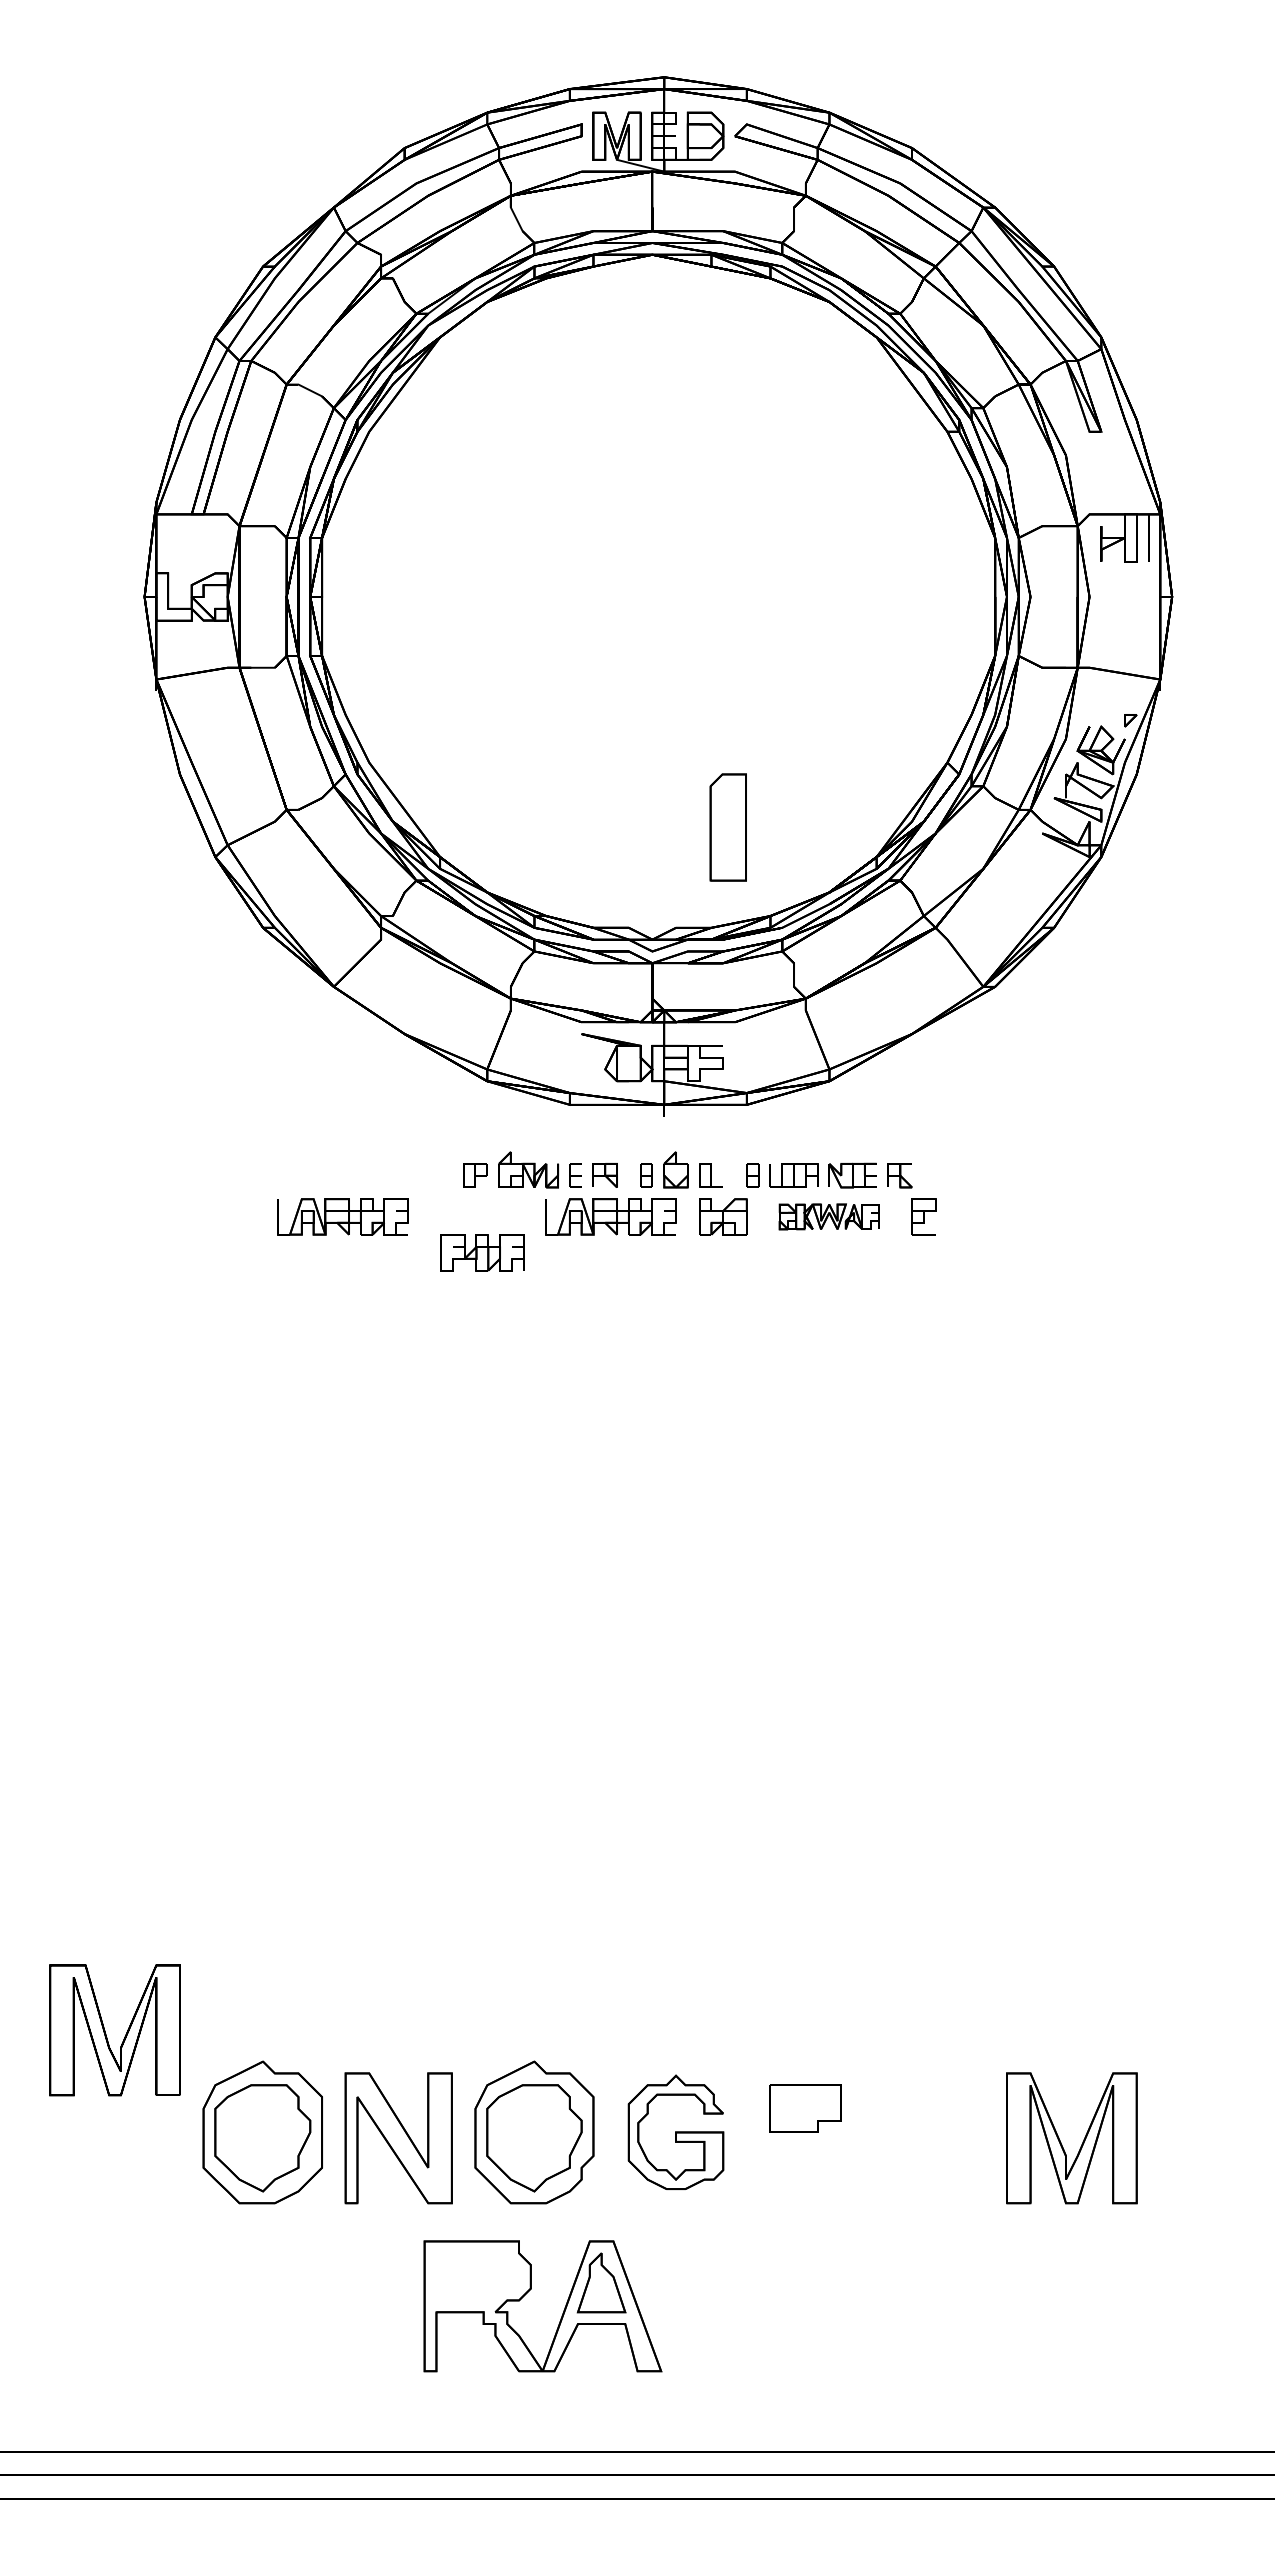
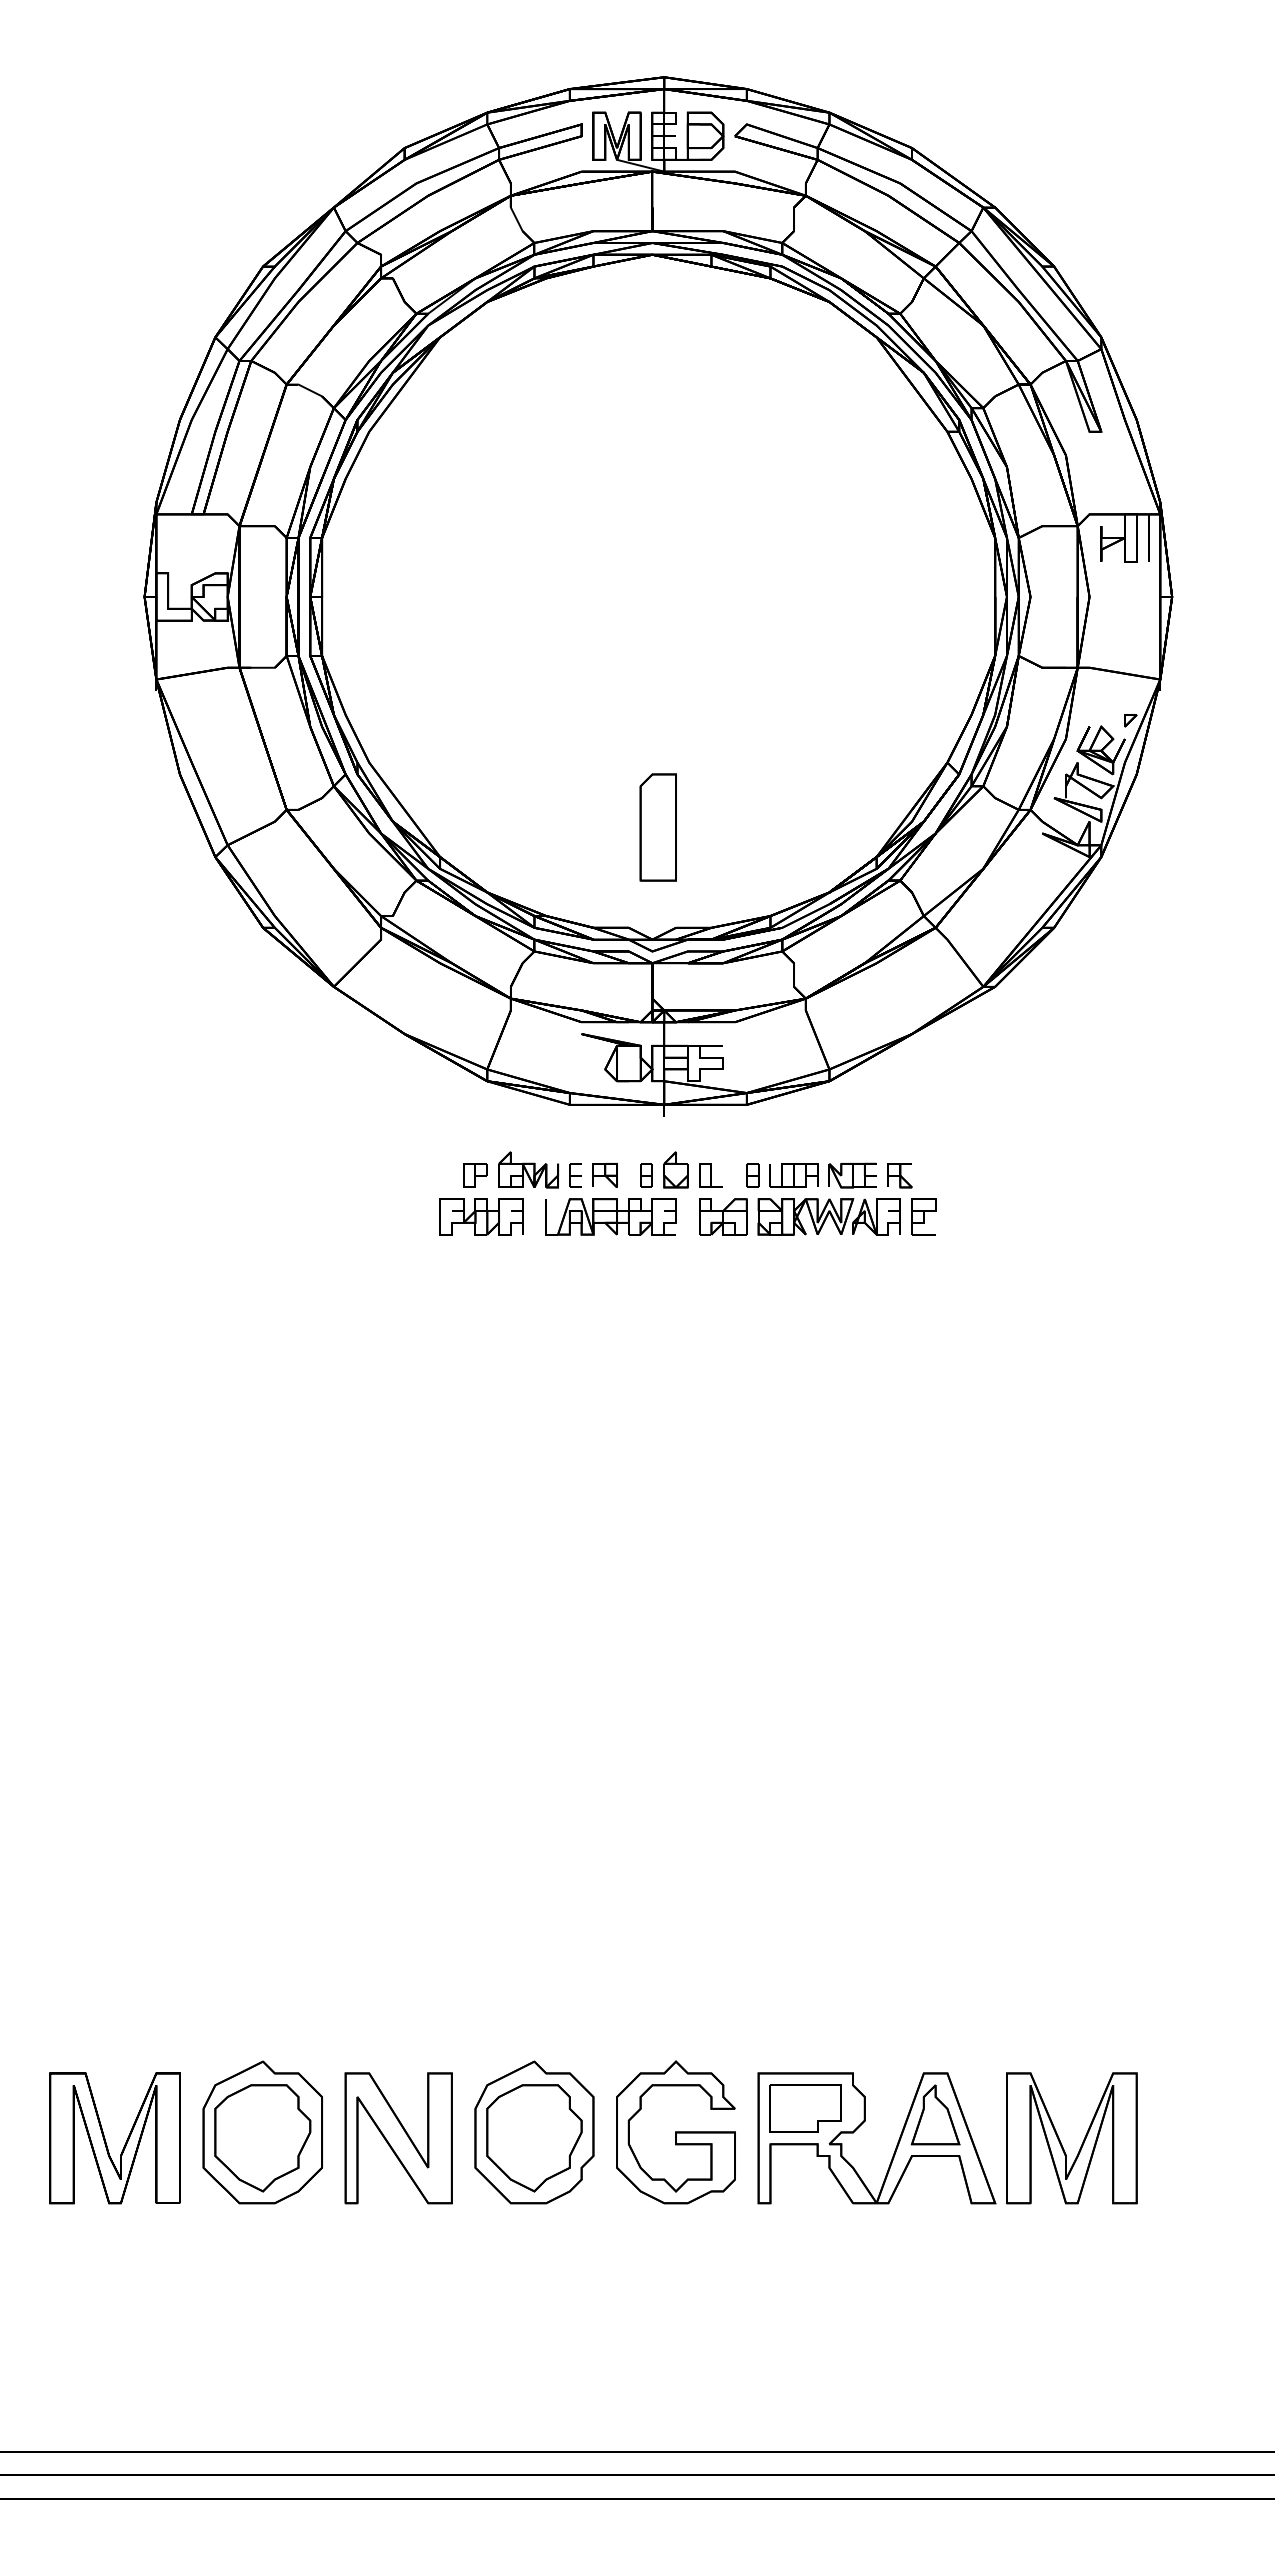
part position: (727, 827) -> (657, 827) (657, 827)
part: present -> none (342, 1216)
part size: 102x28 px -> 144x38 px (828, 1216)
part position: (482, 1252) -> (481, 1216) (481, 1216)
part position: (106, 2034) -> (106, 2142) (106, 2142)
part size: 98x116 px -> 120x145 px (675, 2132)
part position: (528, 2292) -> (862, 2124) (862, 2124)
